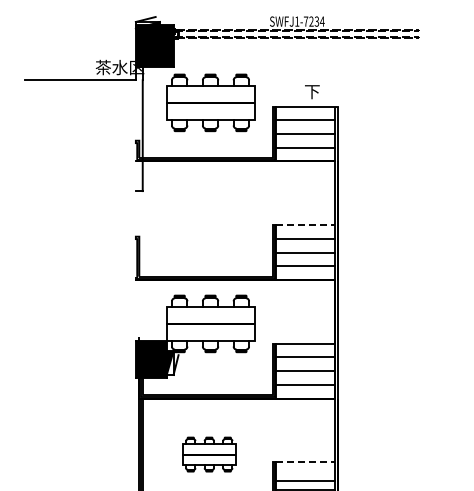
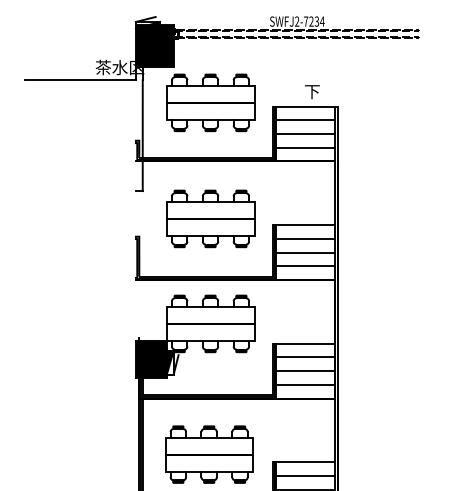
text: SWFJ1-7234 -> SWFJ2-7234 (297, 21)
part: none -> present (210, 218)
line: dashed -> solid (306, 225)
part size: 55x37 px -> 89x59 px (209, 454)
line: dashed -> solid (306, 462)
line position: (305, 481) -> (305, 476) (305, 476)
